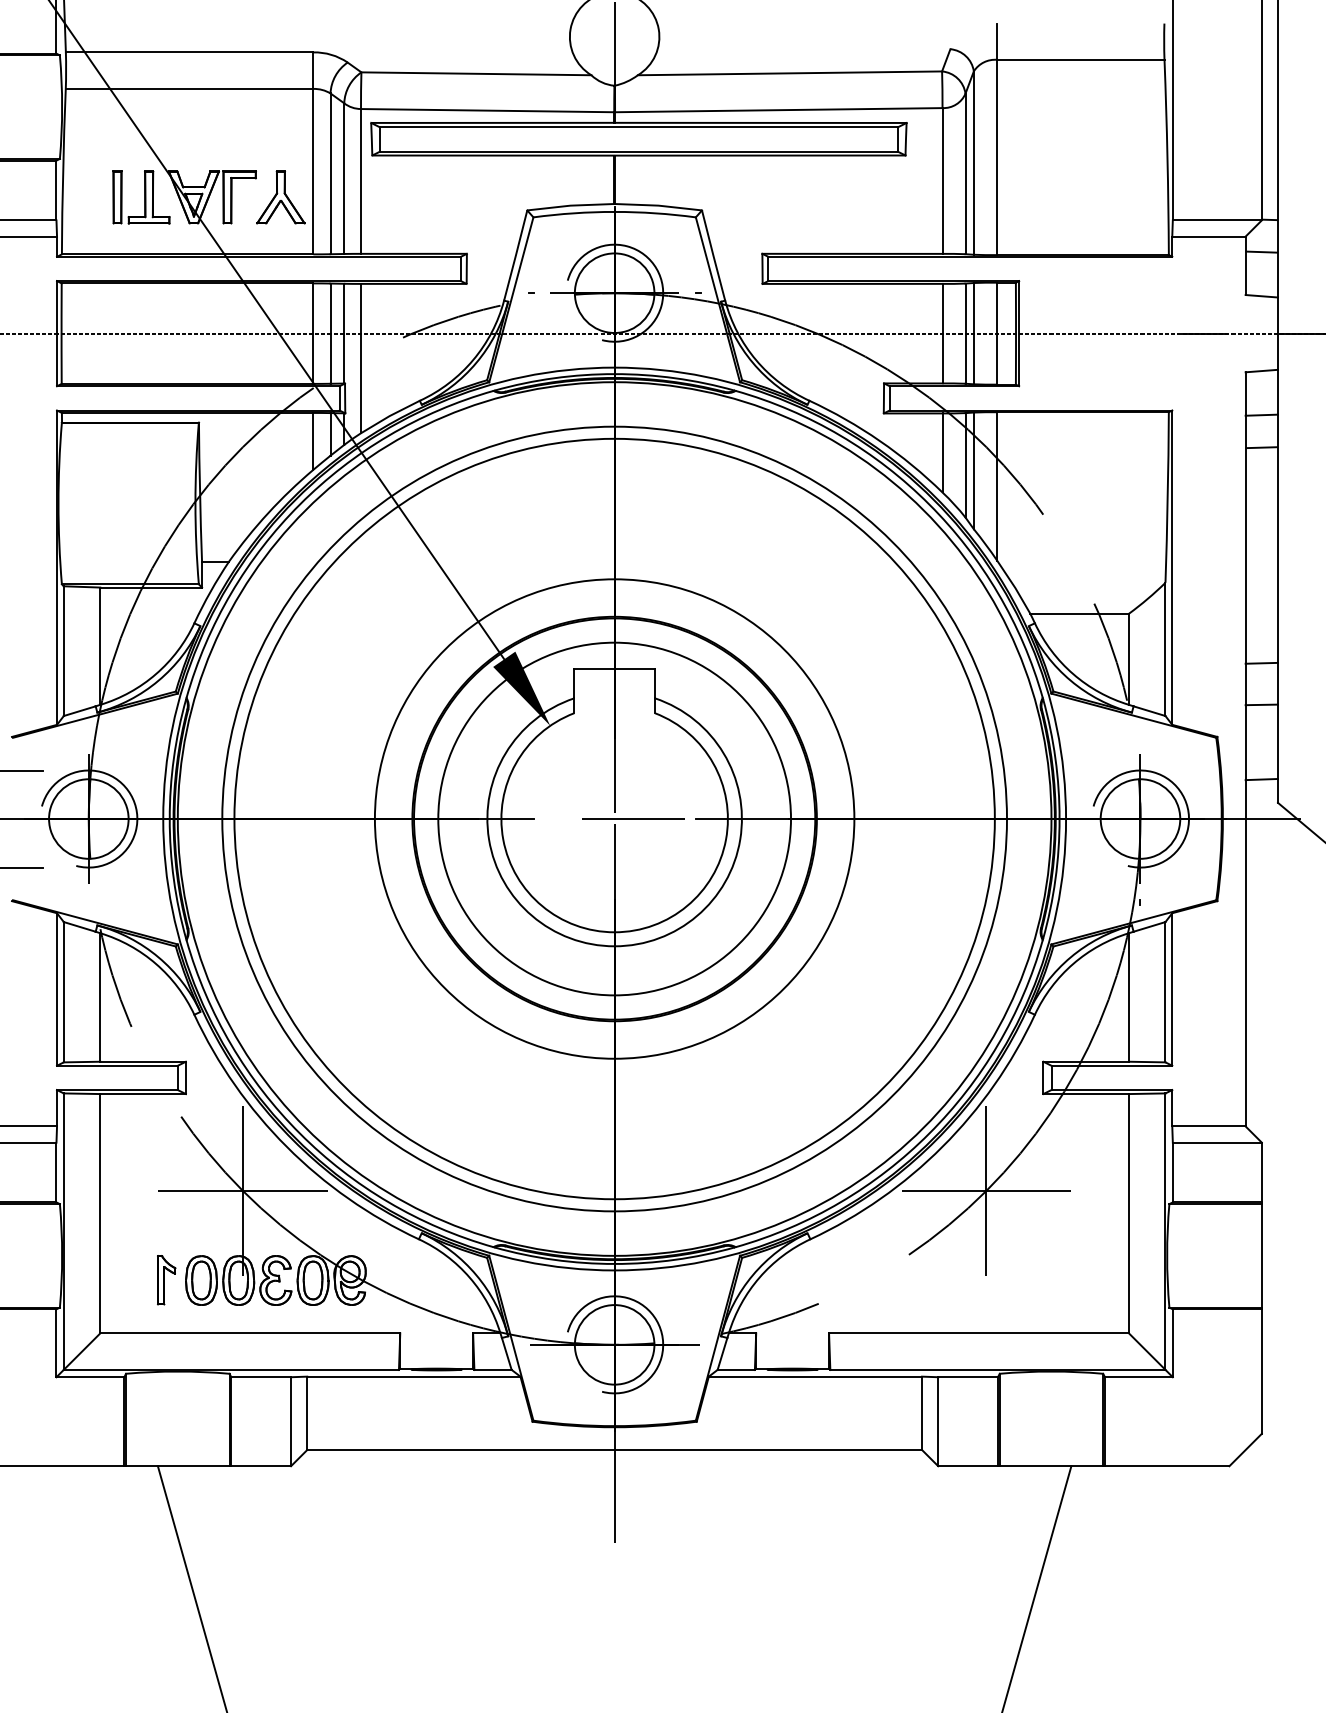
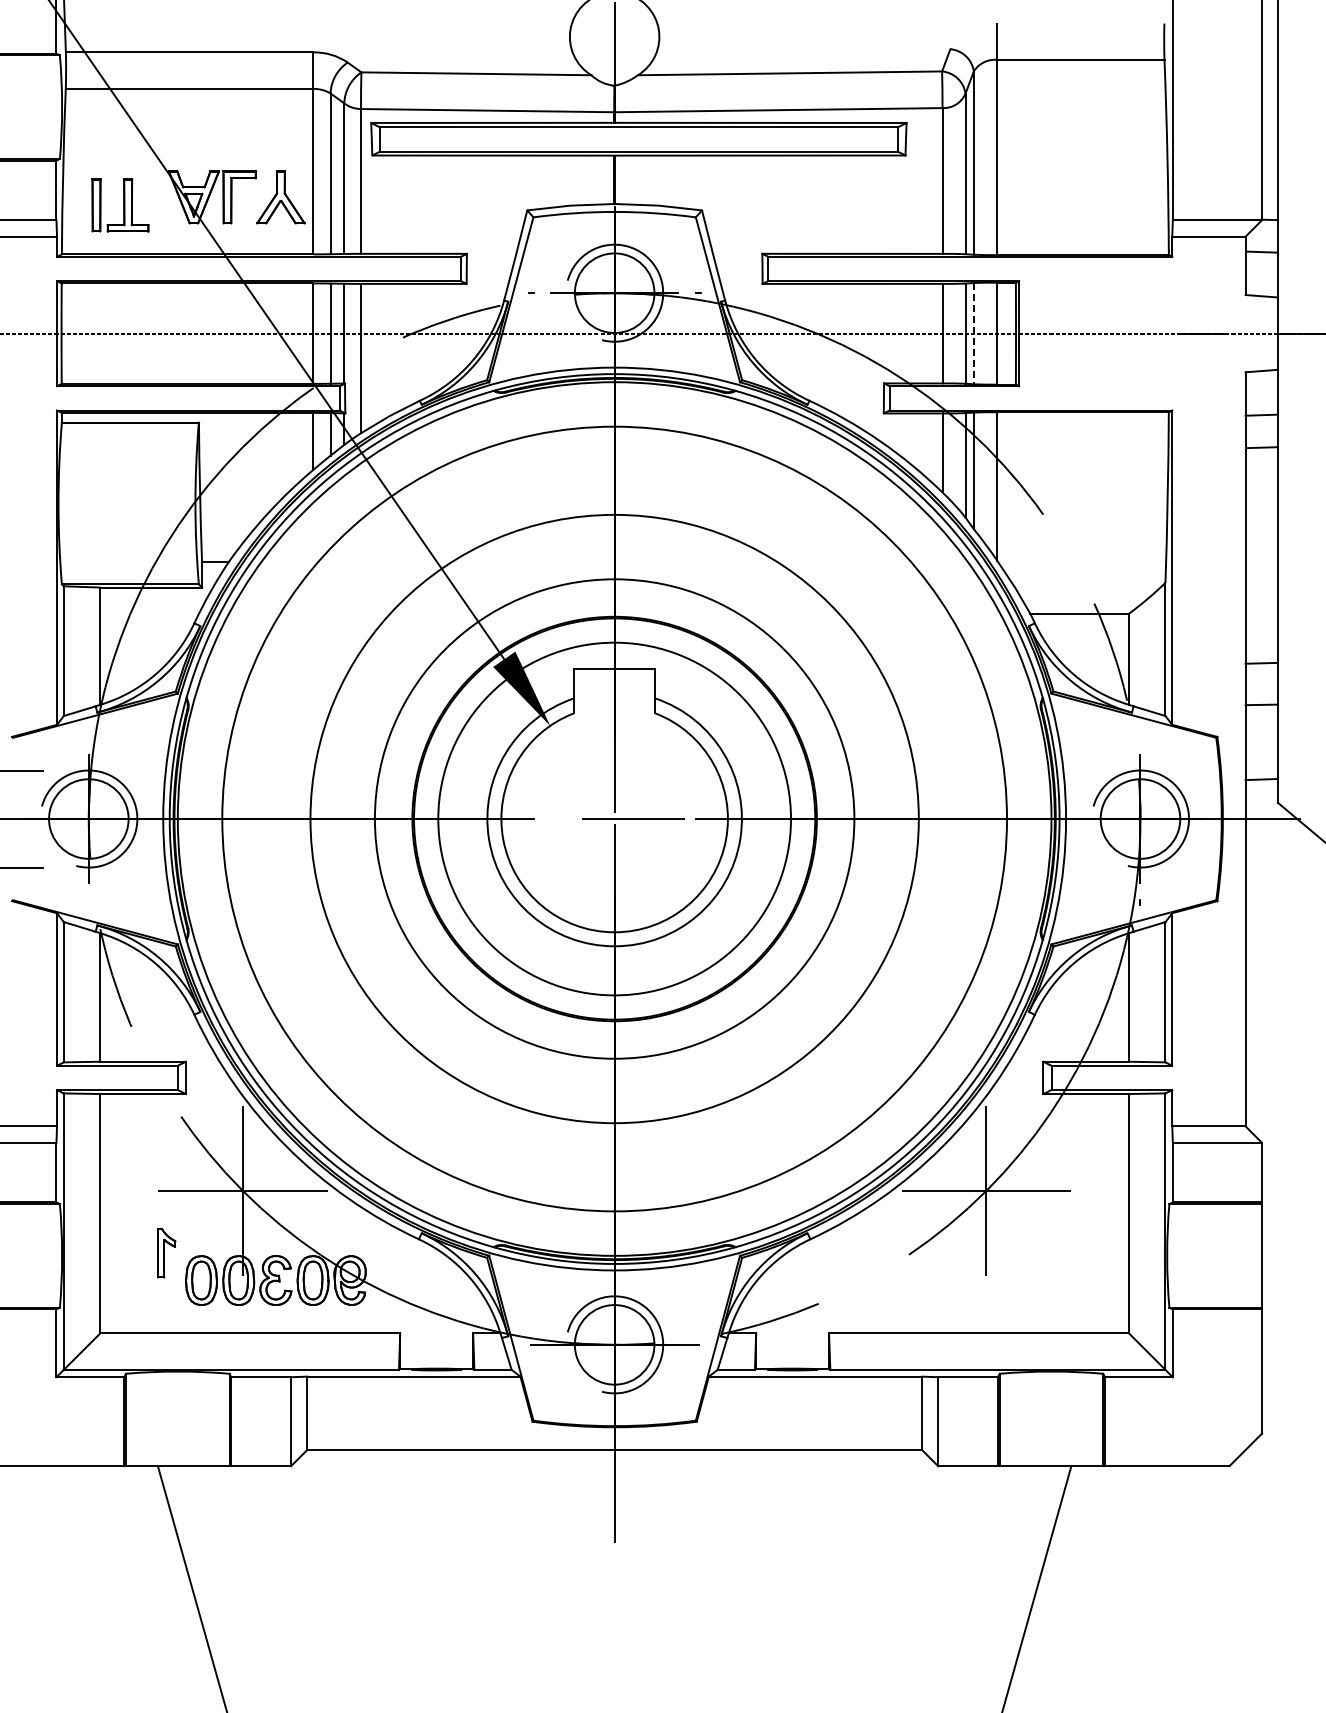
part position: (141, 197) -> (120, 205) (120, 205)
line: solid -> dashed (973, 333)
circle diameter: 760 px -> 608 px (614, 818)
part position: (166, 1280) -> (166, 1253) (166, 1253)
